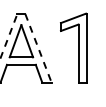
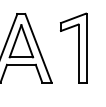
line: dashed -> solid (8, 36)
line: dashed -> solid (38, 48)
